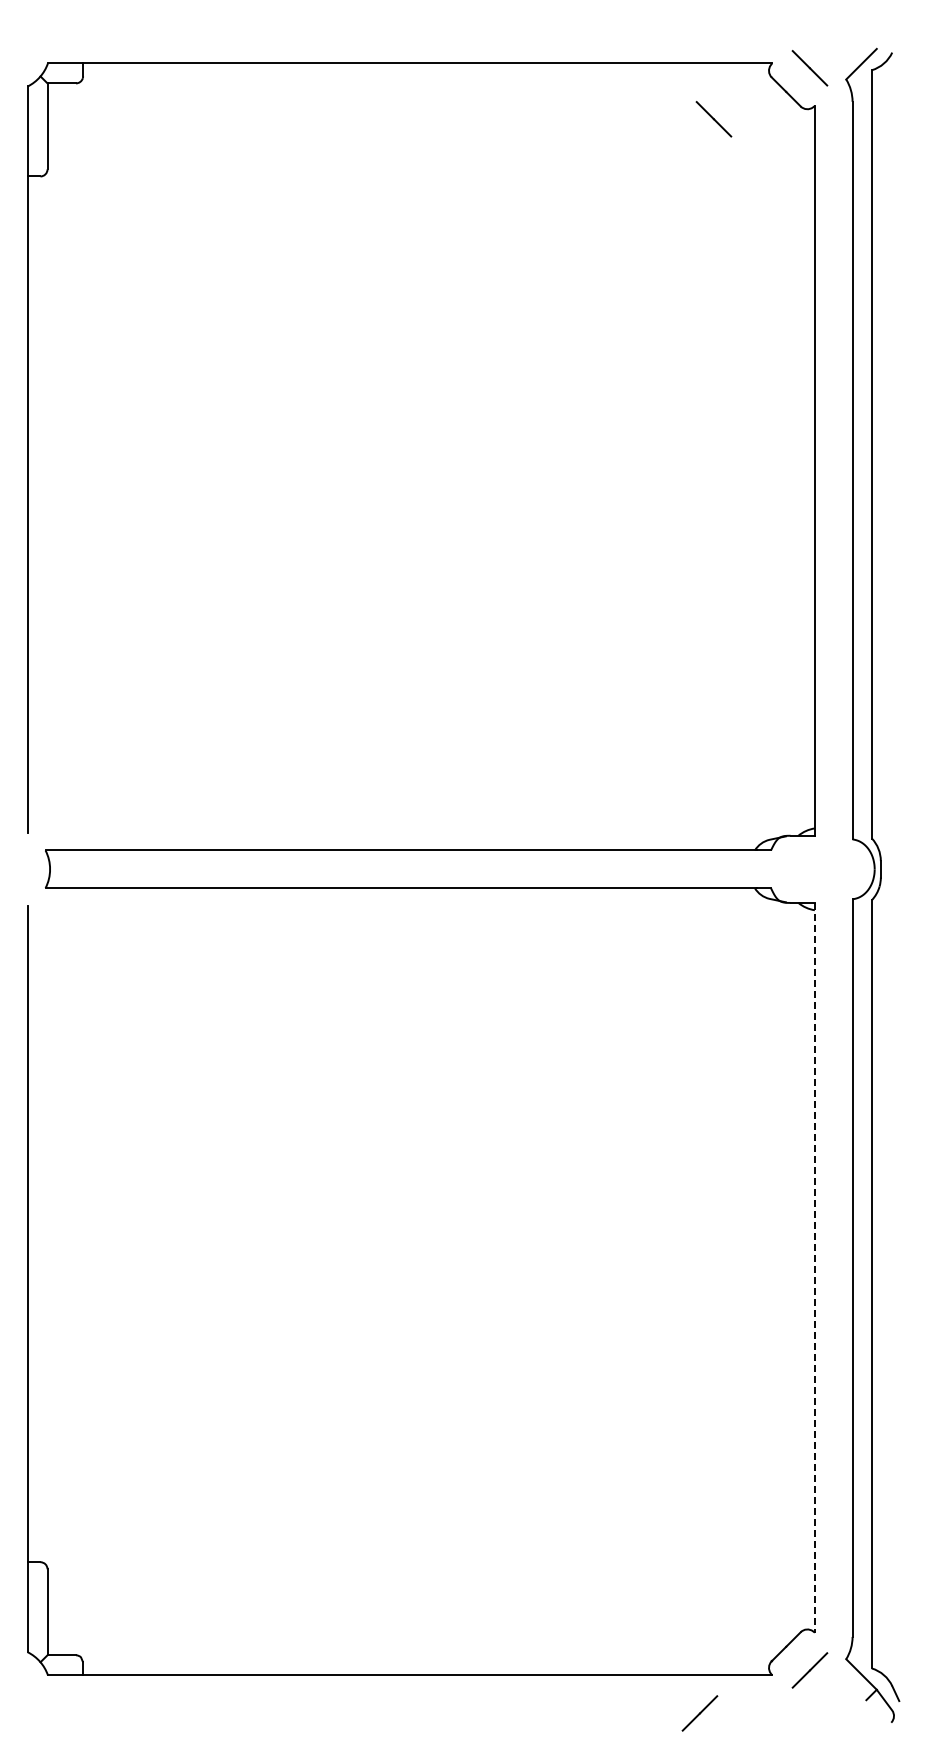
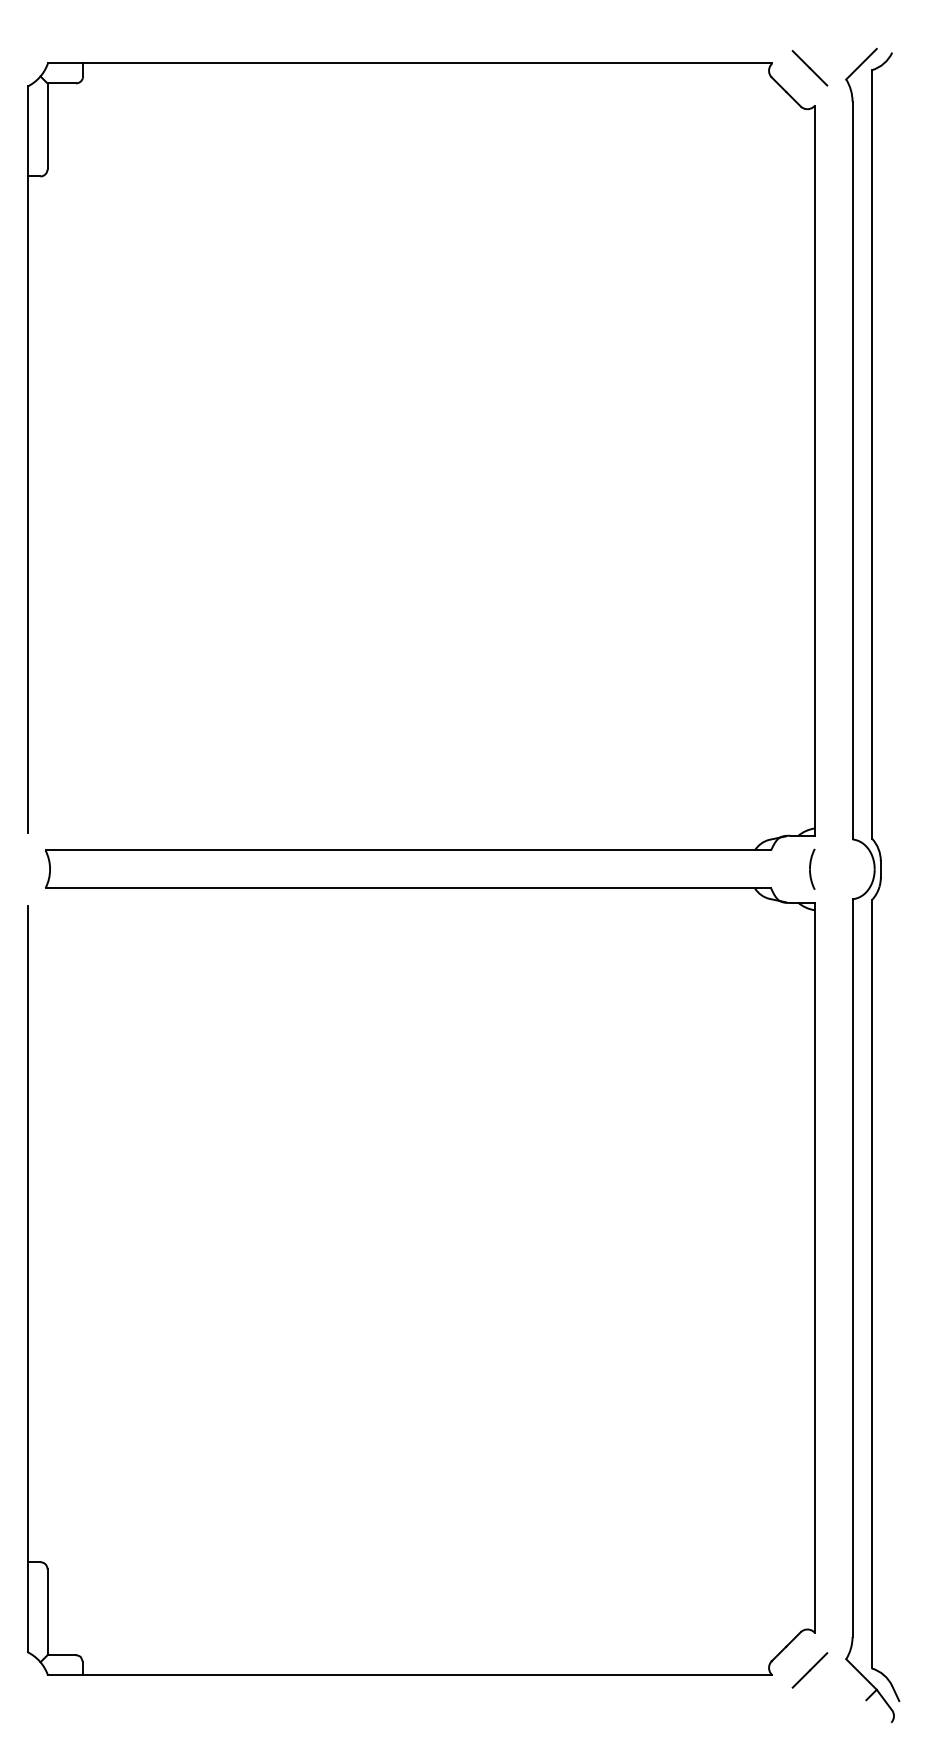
line: present -> none (713, 119)
part: none -> present (812, 868)
line: dashed -> solid (814, 1267)
line: present -> none (699, 1713)
